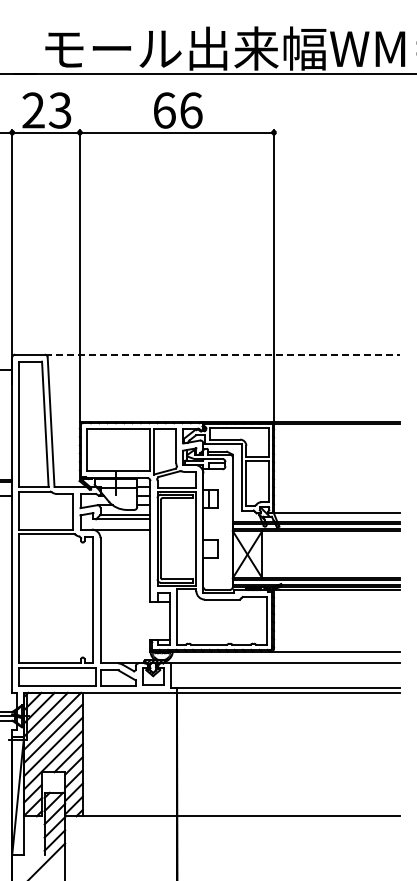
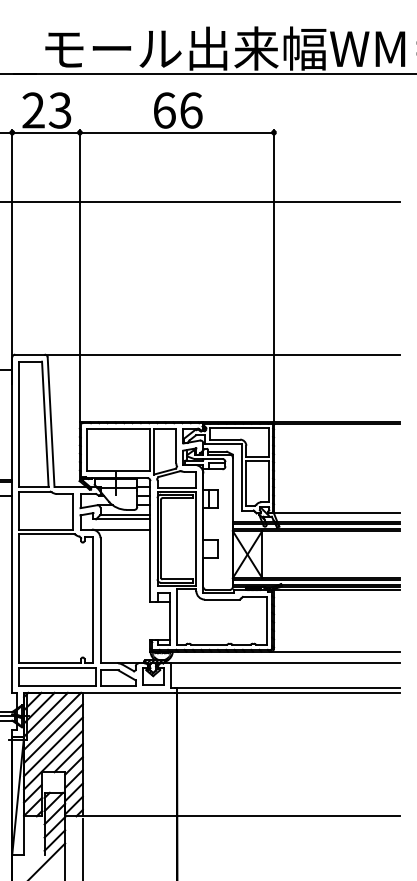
line: none -> present (201, 201)
line: dashed -> solid (222, 354)
line: none -> present (82, 848)
